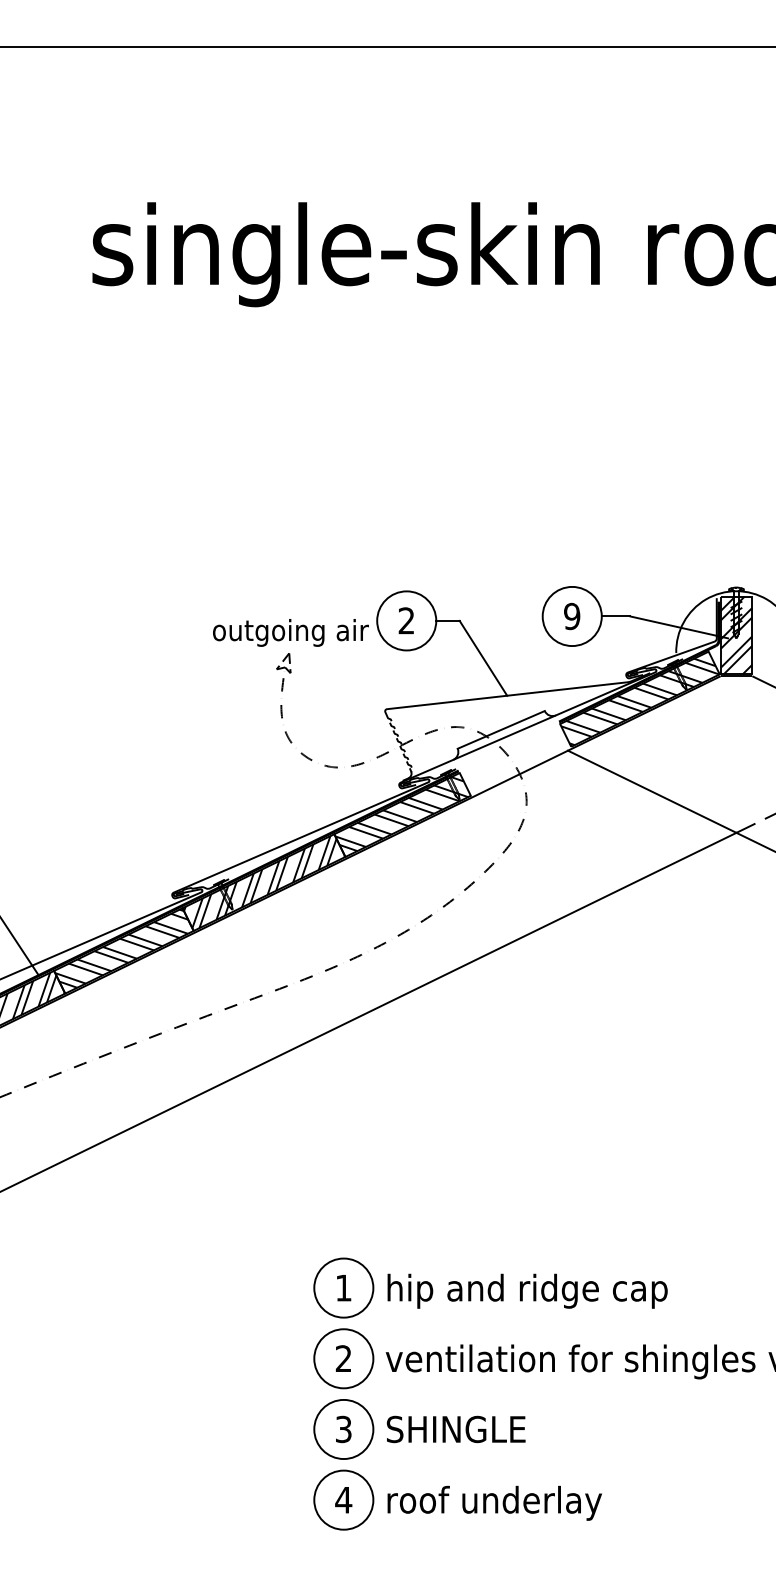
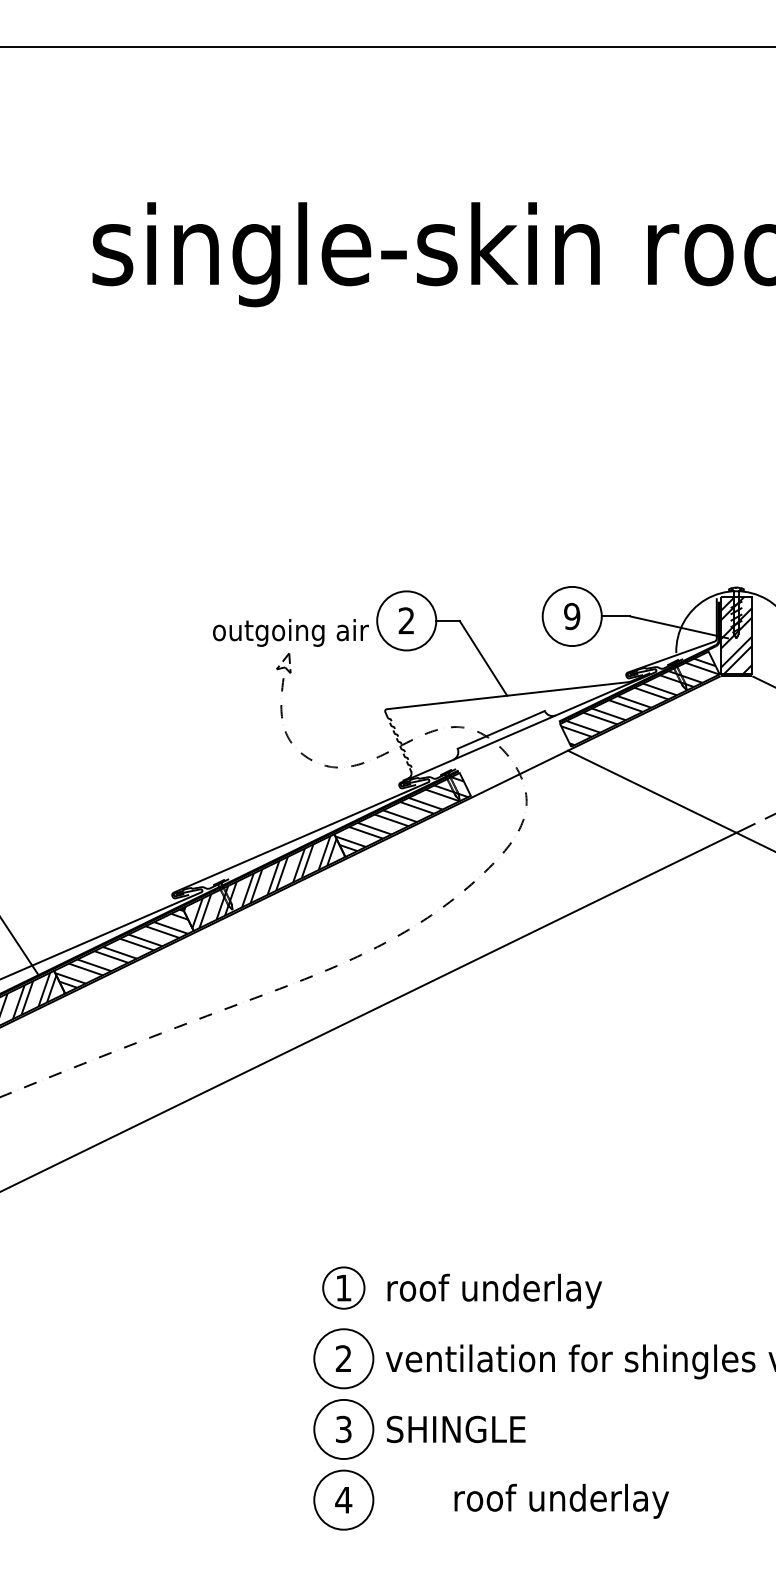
circle diameter: 59 px -> 41 px (343, 1287)
text: hip and ridge cap -> roof underlay (527, 1290)
text position: (494, 1502) -> (561, 1500) (561, 1500)
